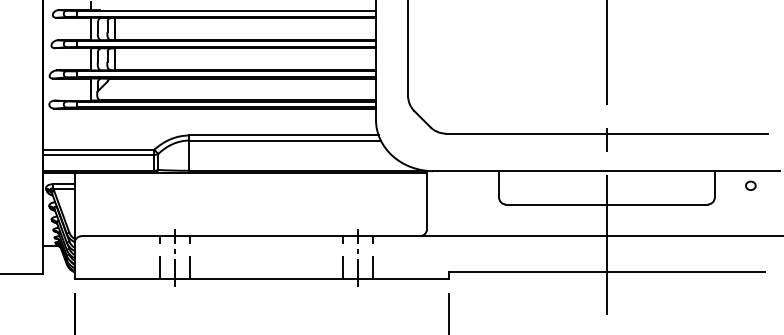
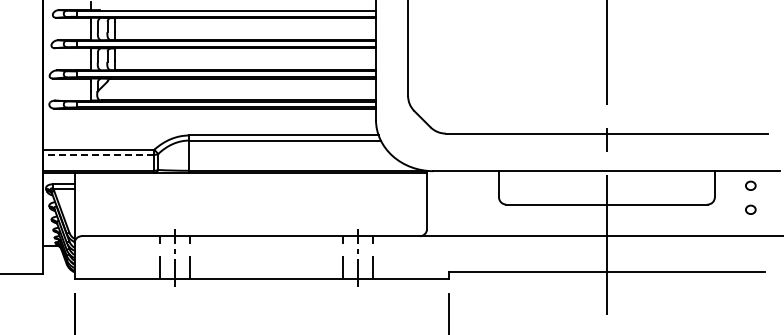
line: solid -> dashed (98, 154)
part: none -> present (750, 209)
